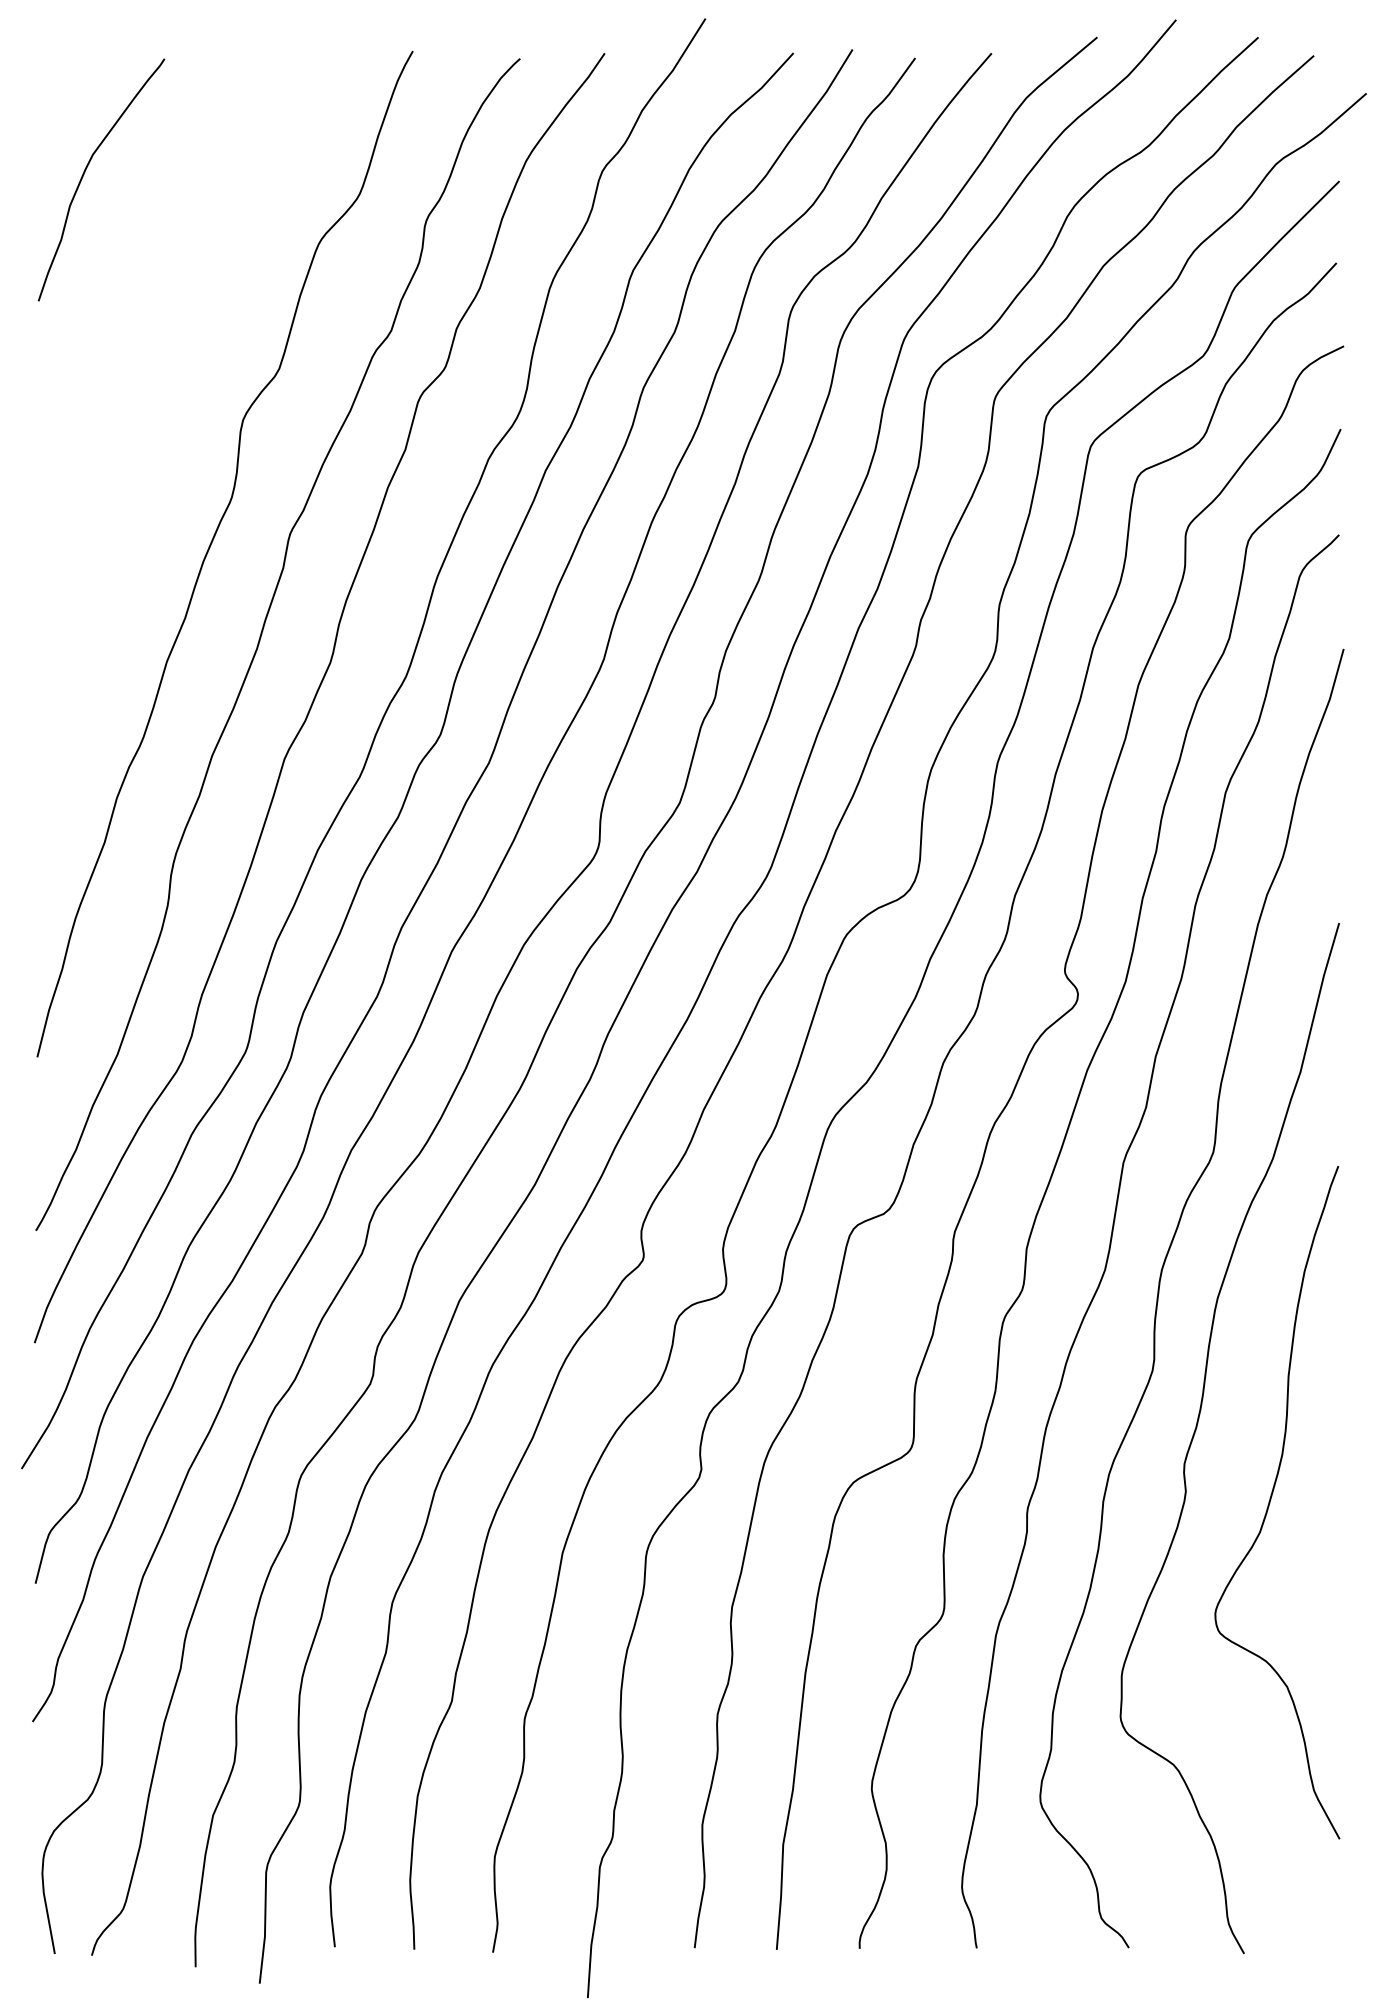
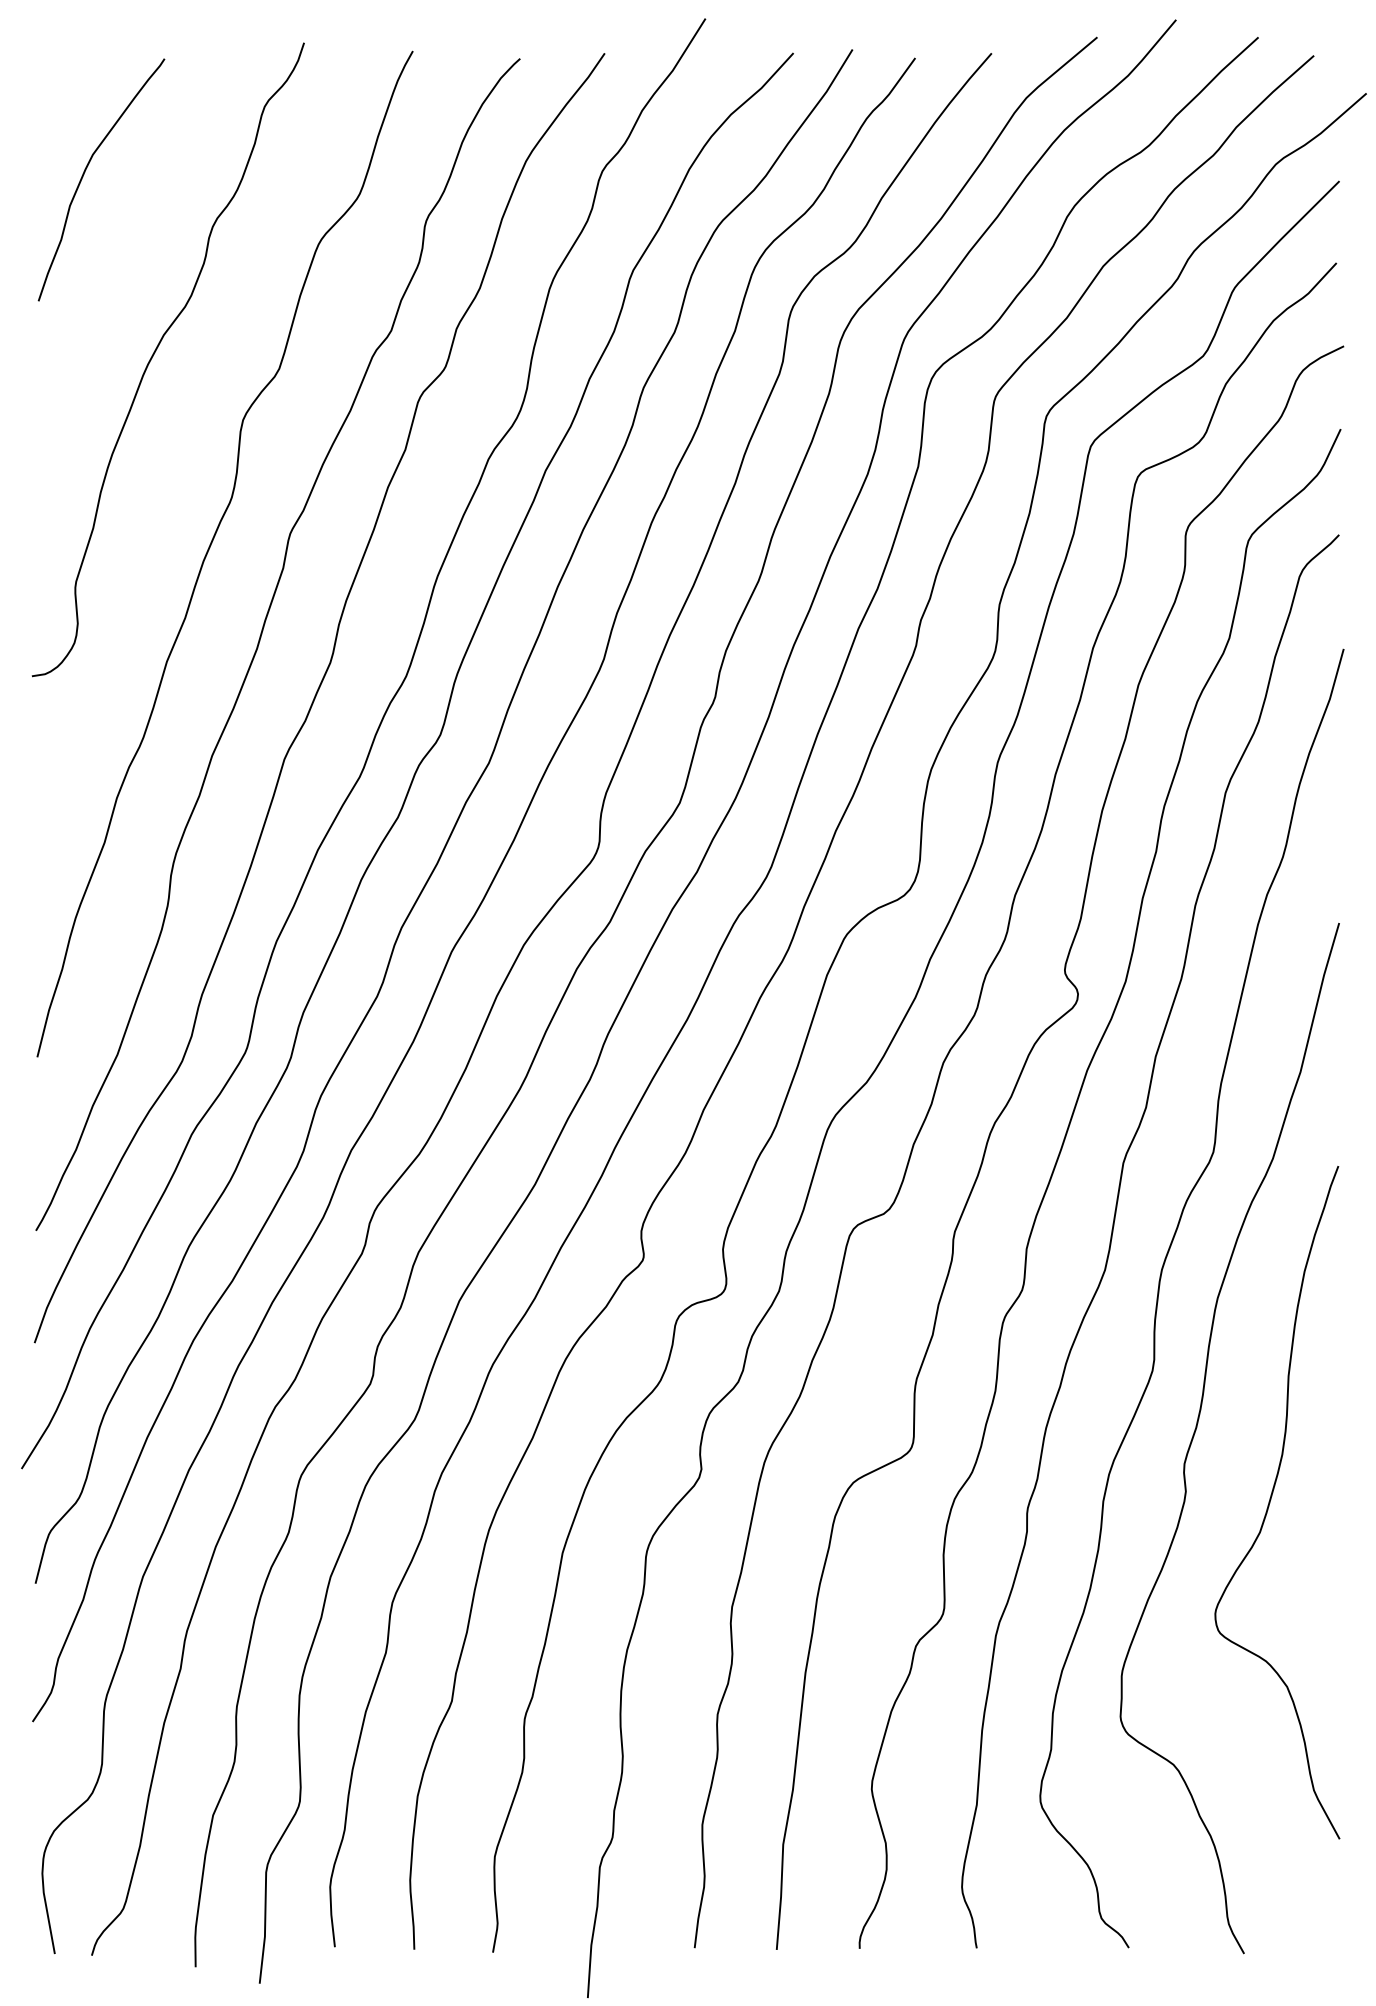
curve: none -> present (156, 351)
